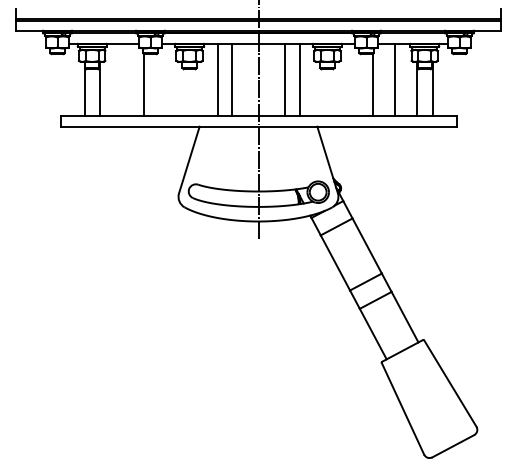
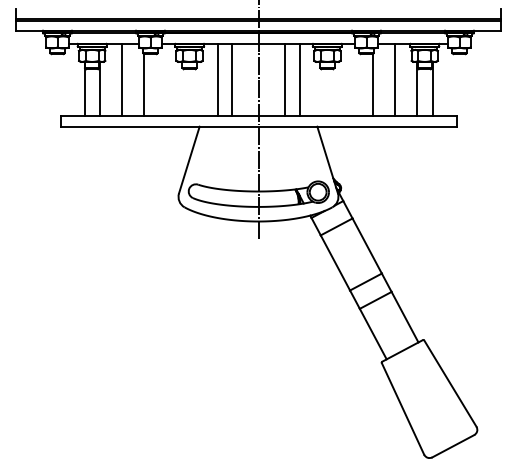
line: none -> present (122, 79)
